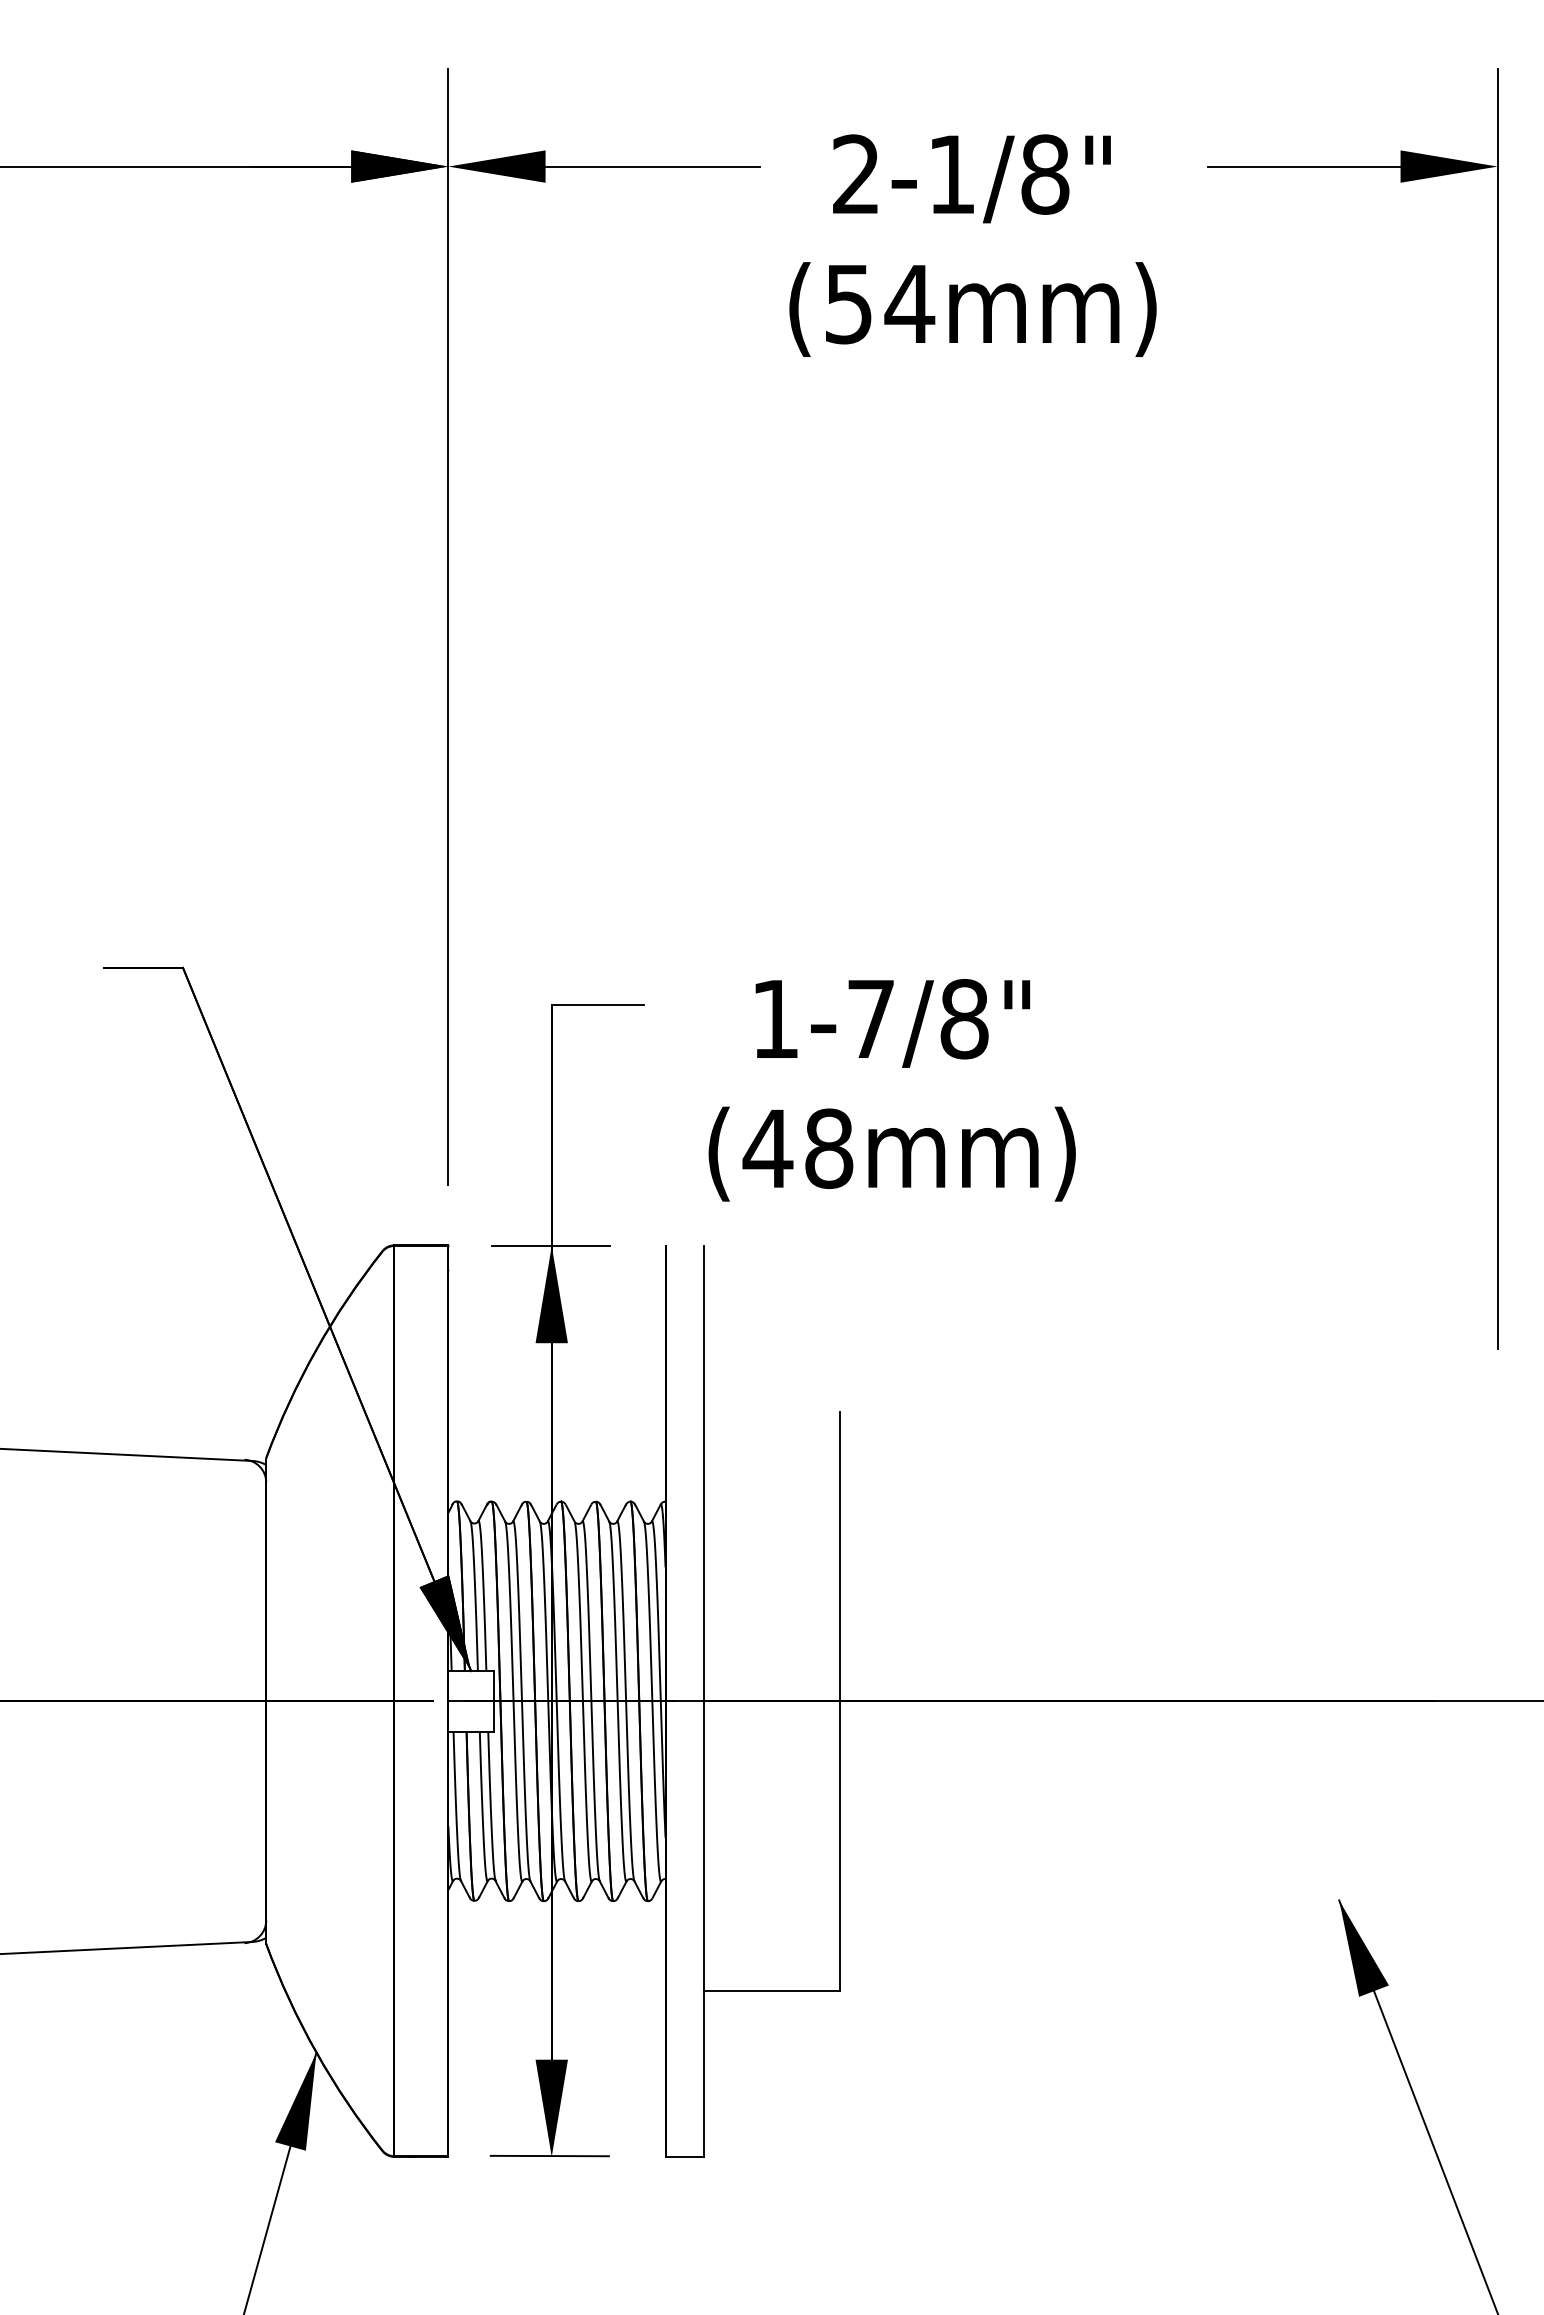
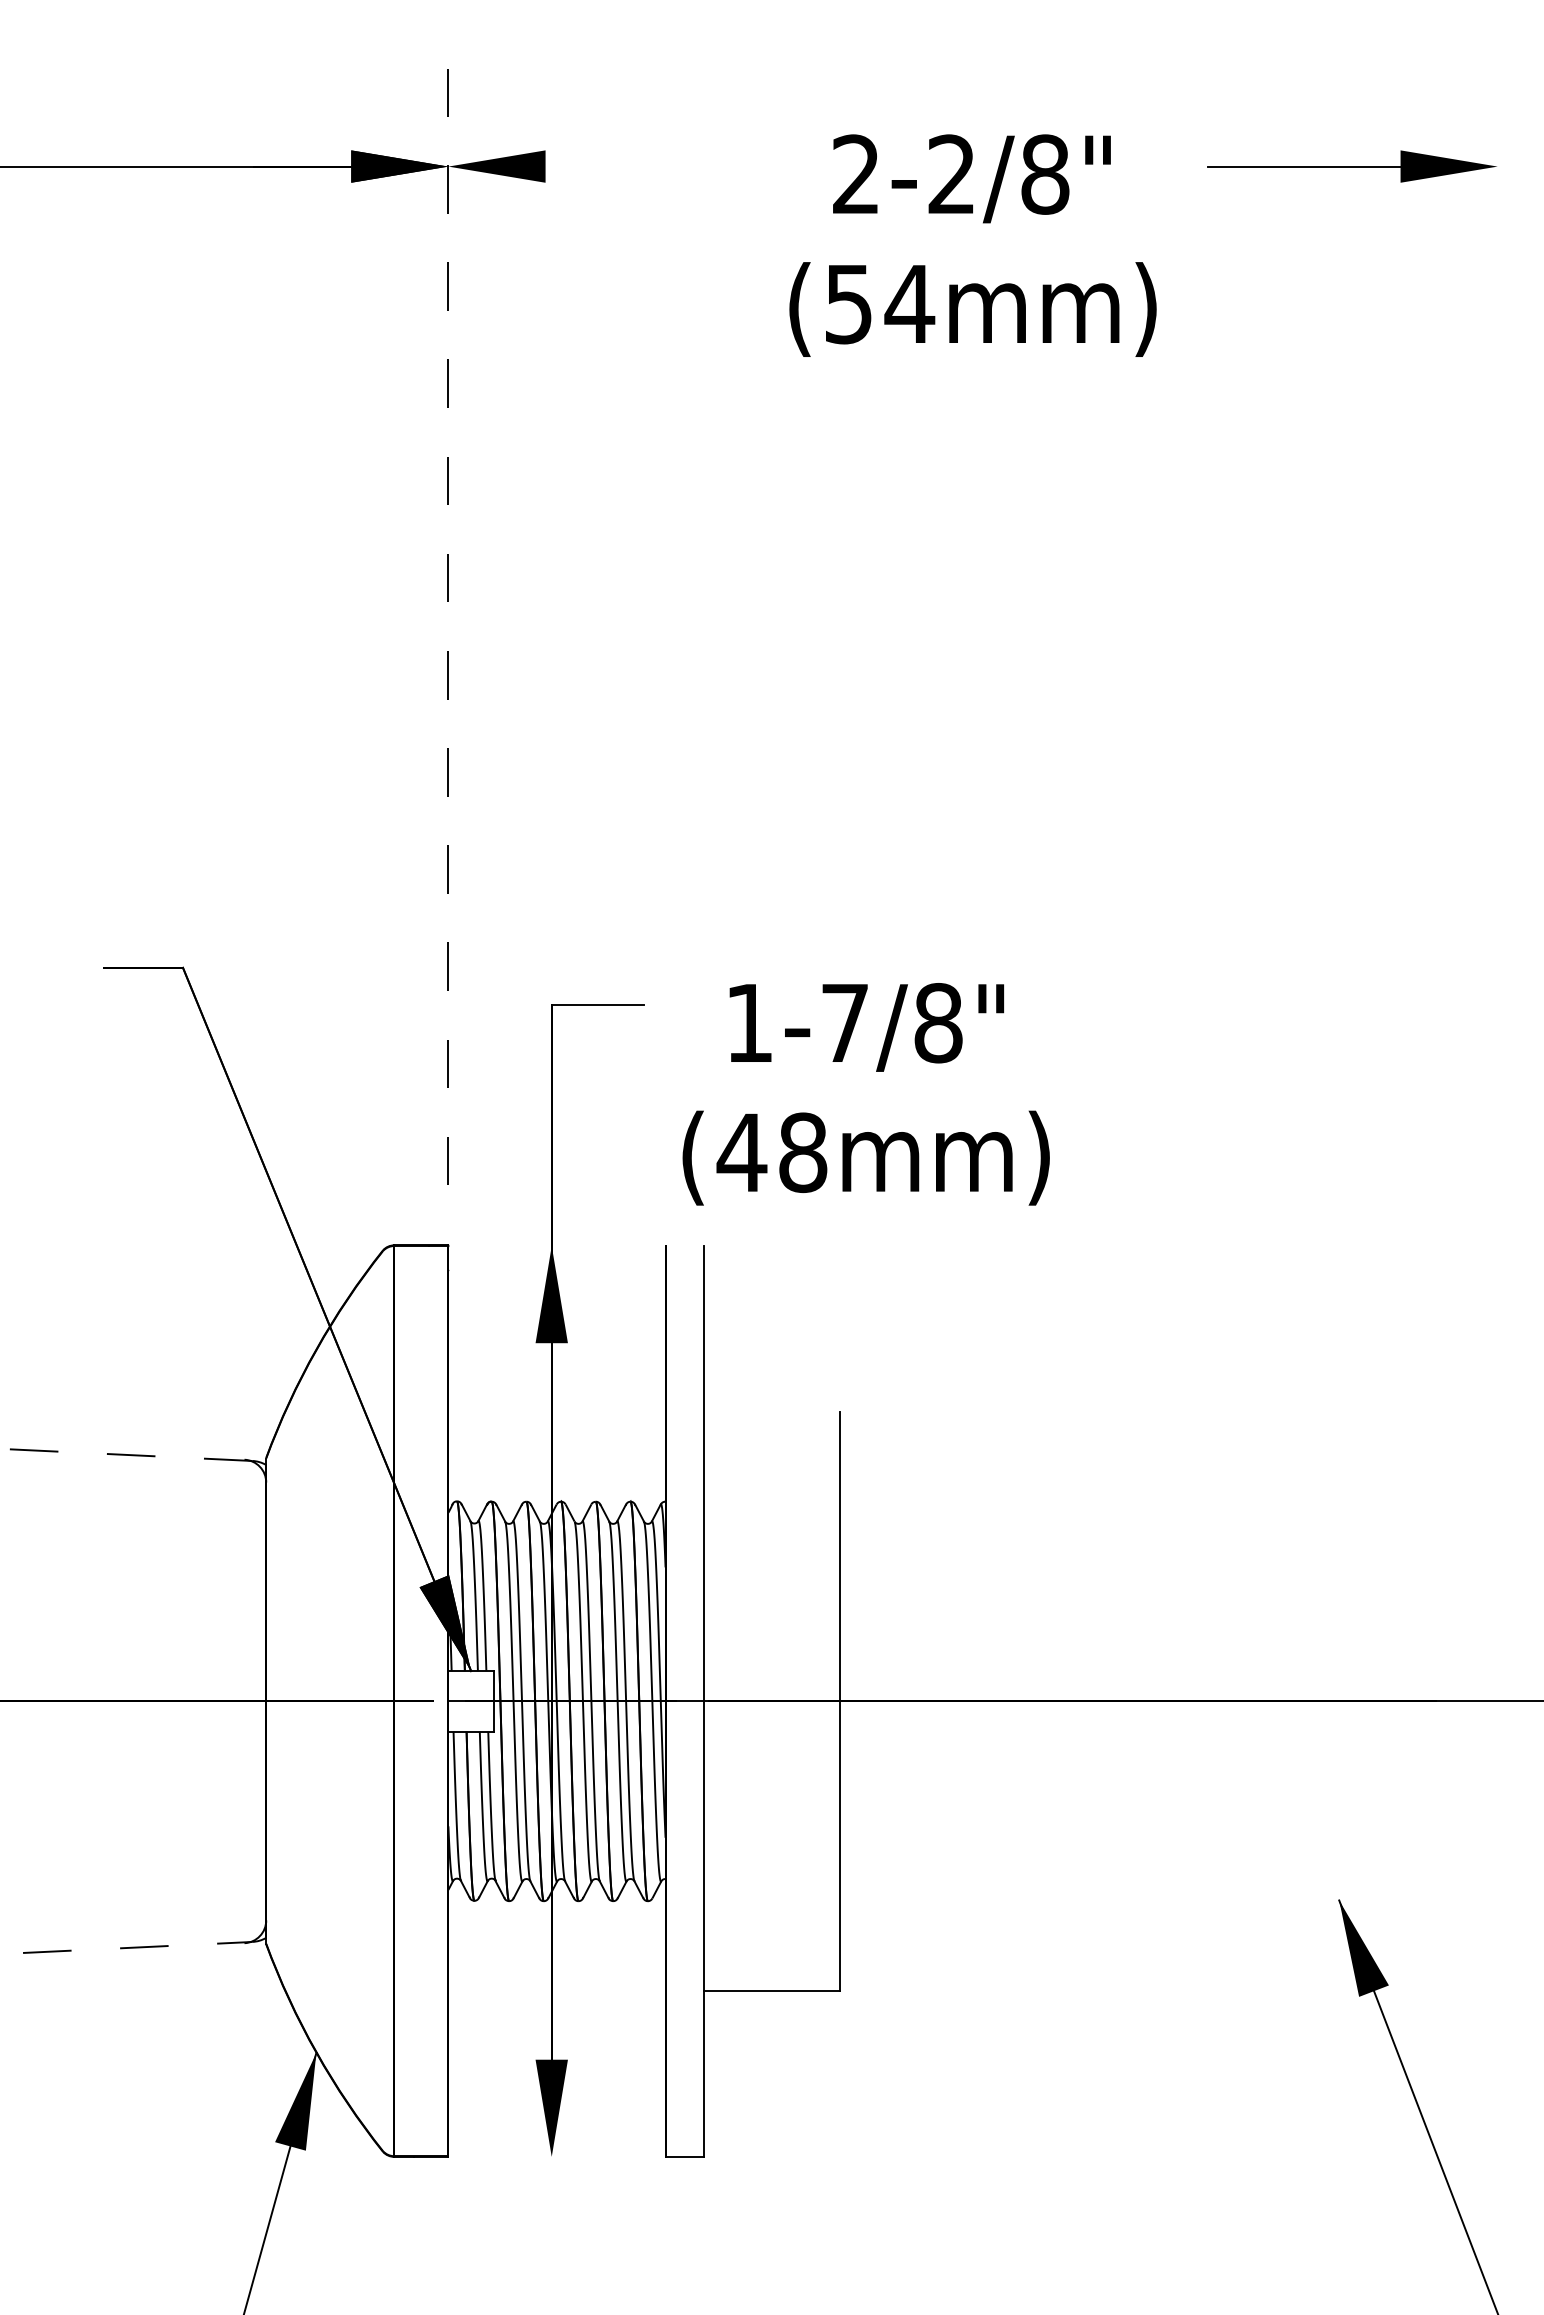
line: present -> none (652, 166)
text: 2-1/8" -> 2-2/8" (950, 173)
line: solid -> dashed (448, 627)
line: present -> none (1497, 709)
text position: (891, 1090) -> (865, 1094) (865, 1094)
line: present -> none (551, 1246)
line: solid -> dashed (126, 1454)
line: solid -> dashed (126, 1948)
line: present -> none (549, 2155)
